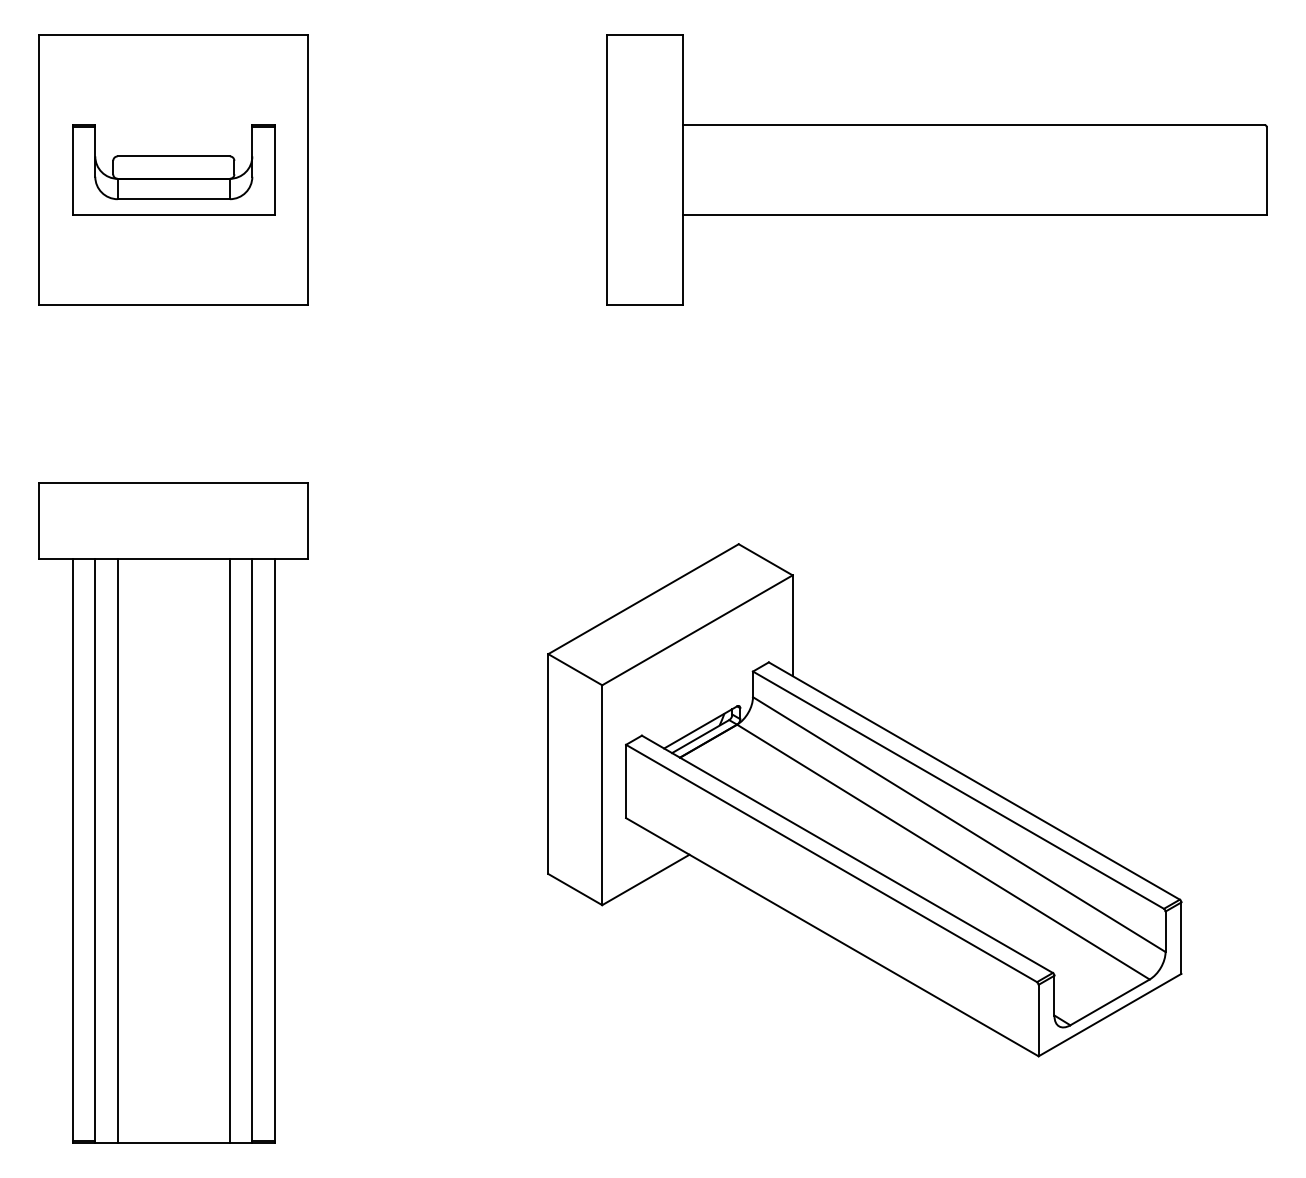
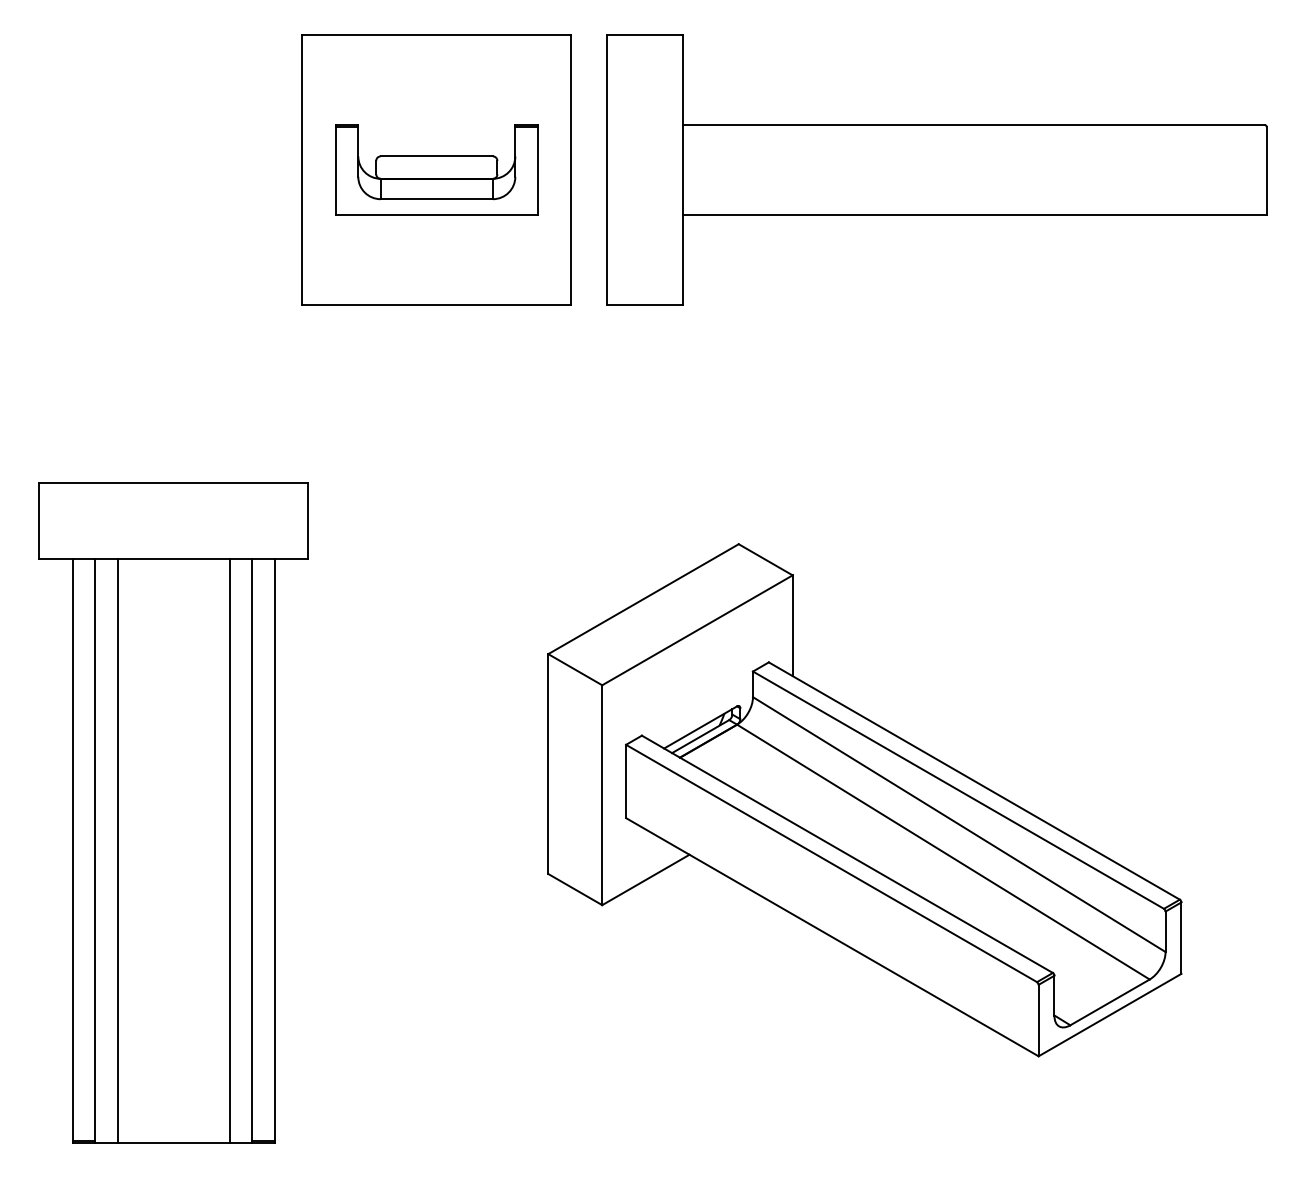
part position: (173, 169) -> (436, 169) (436, 169)
